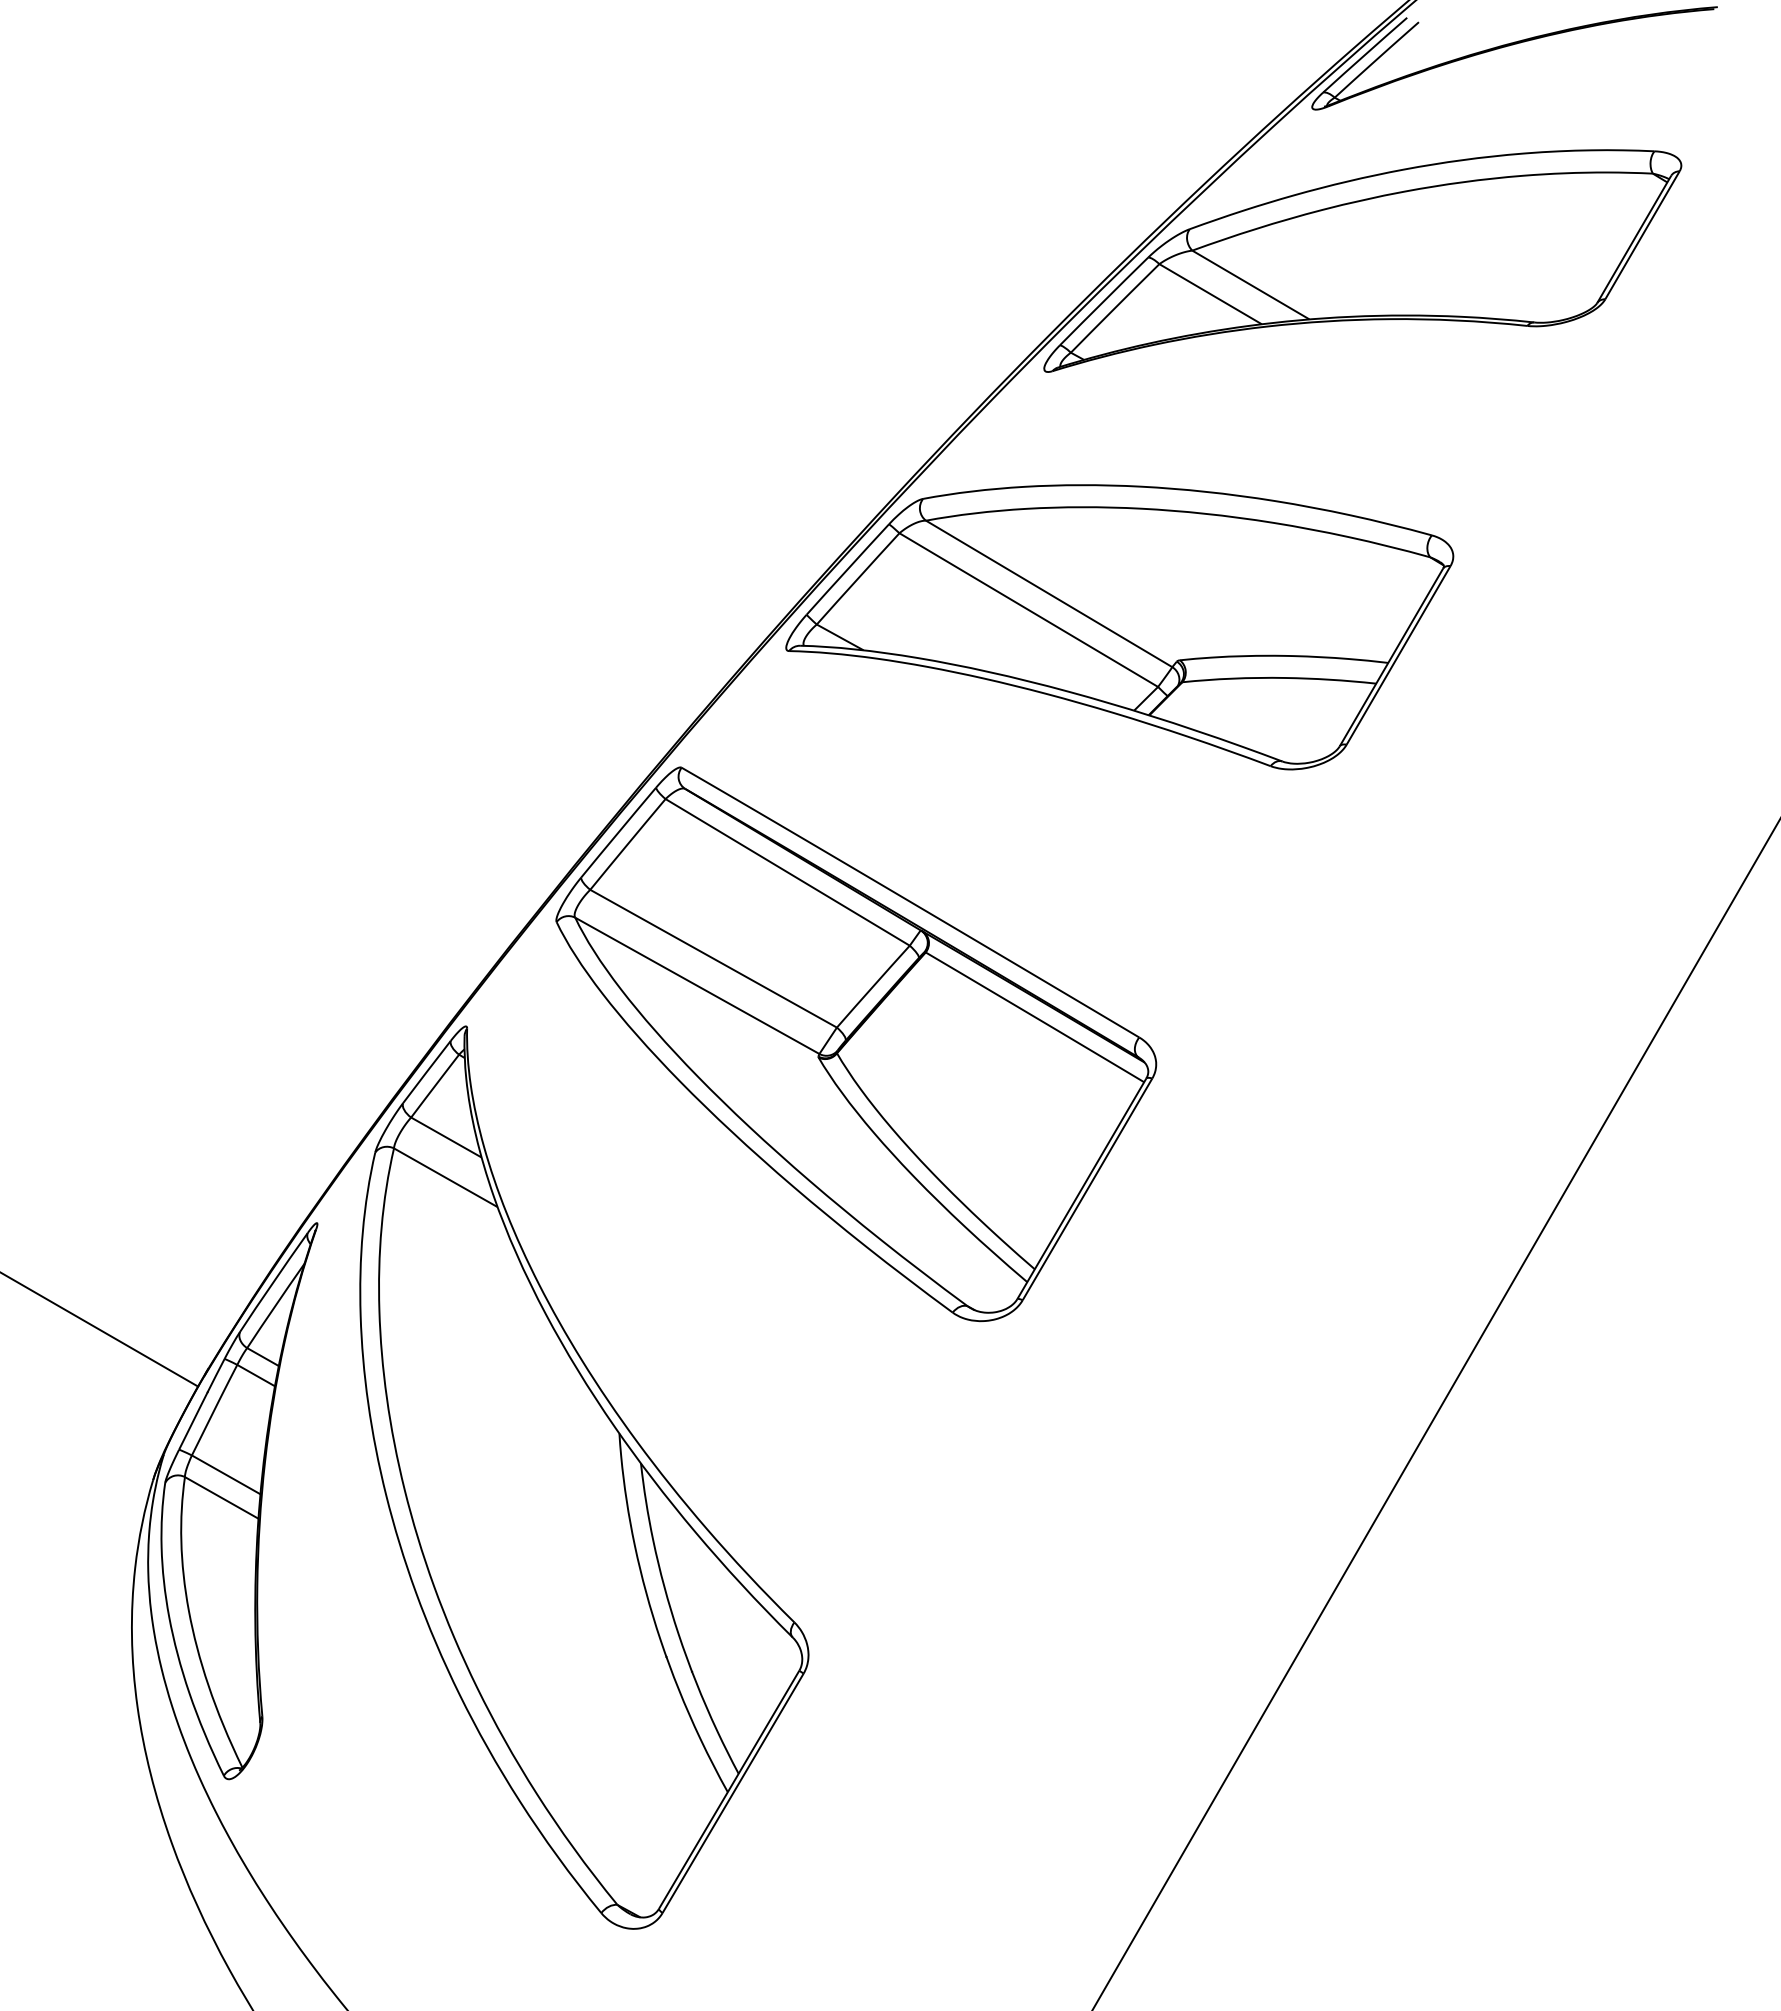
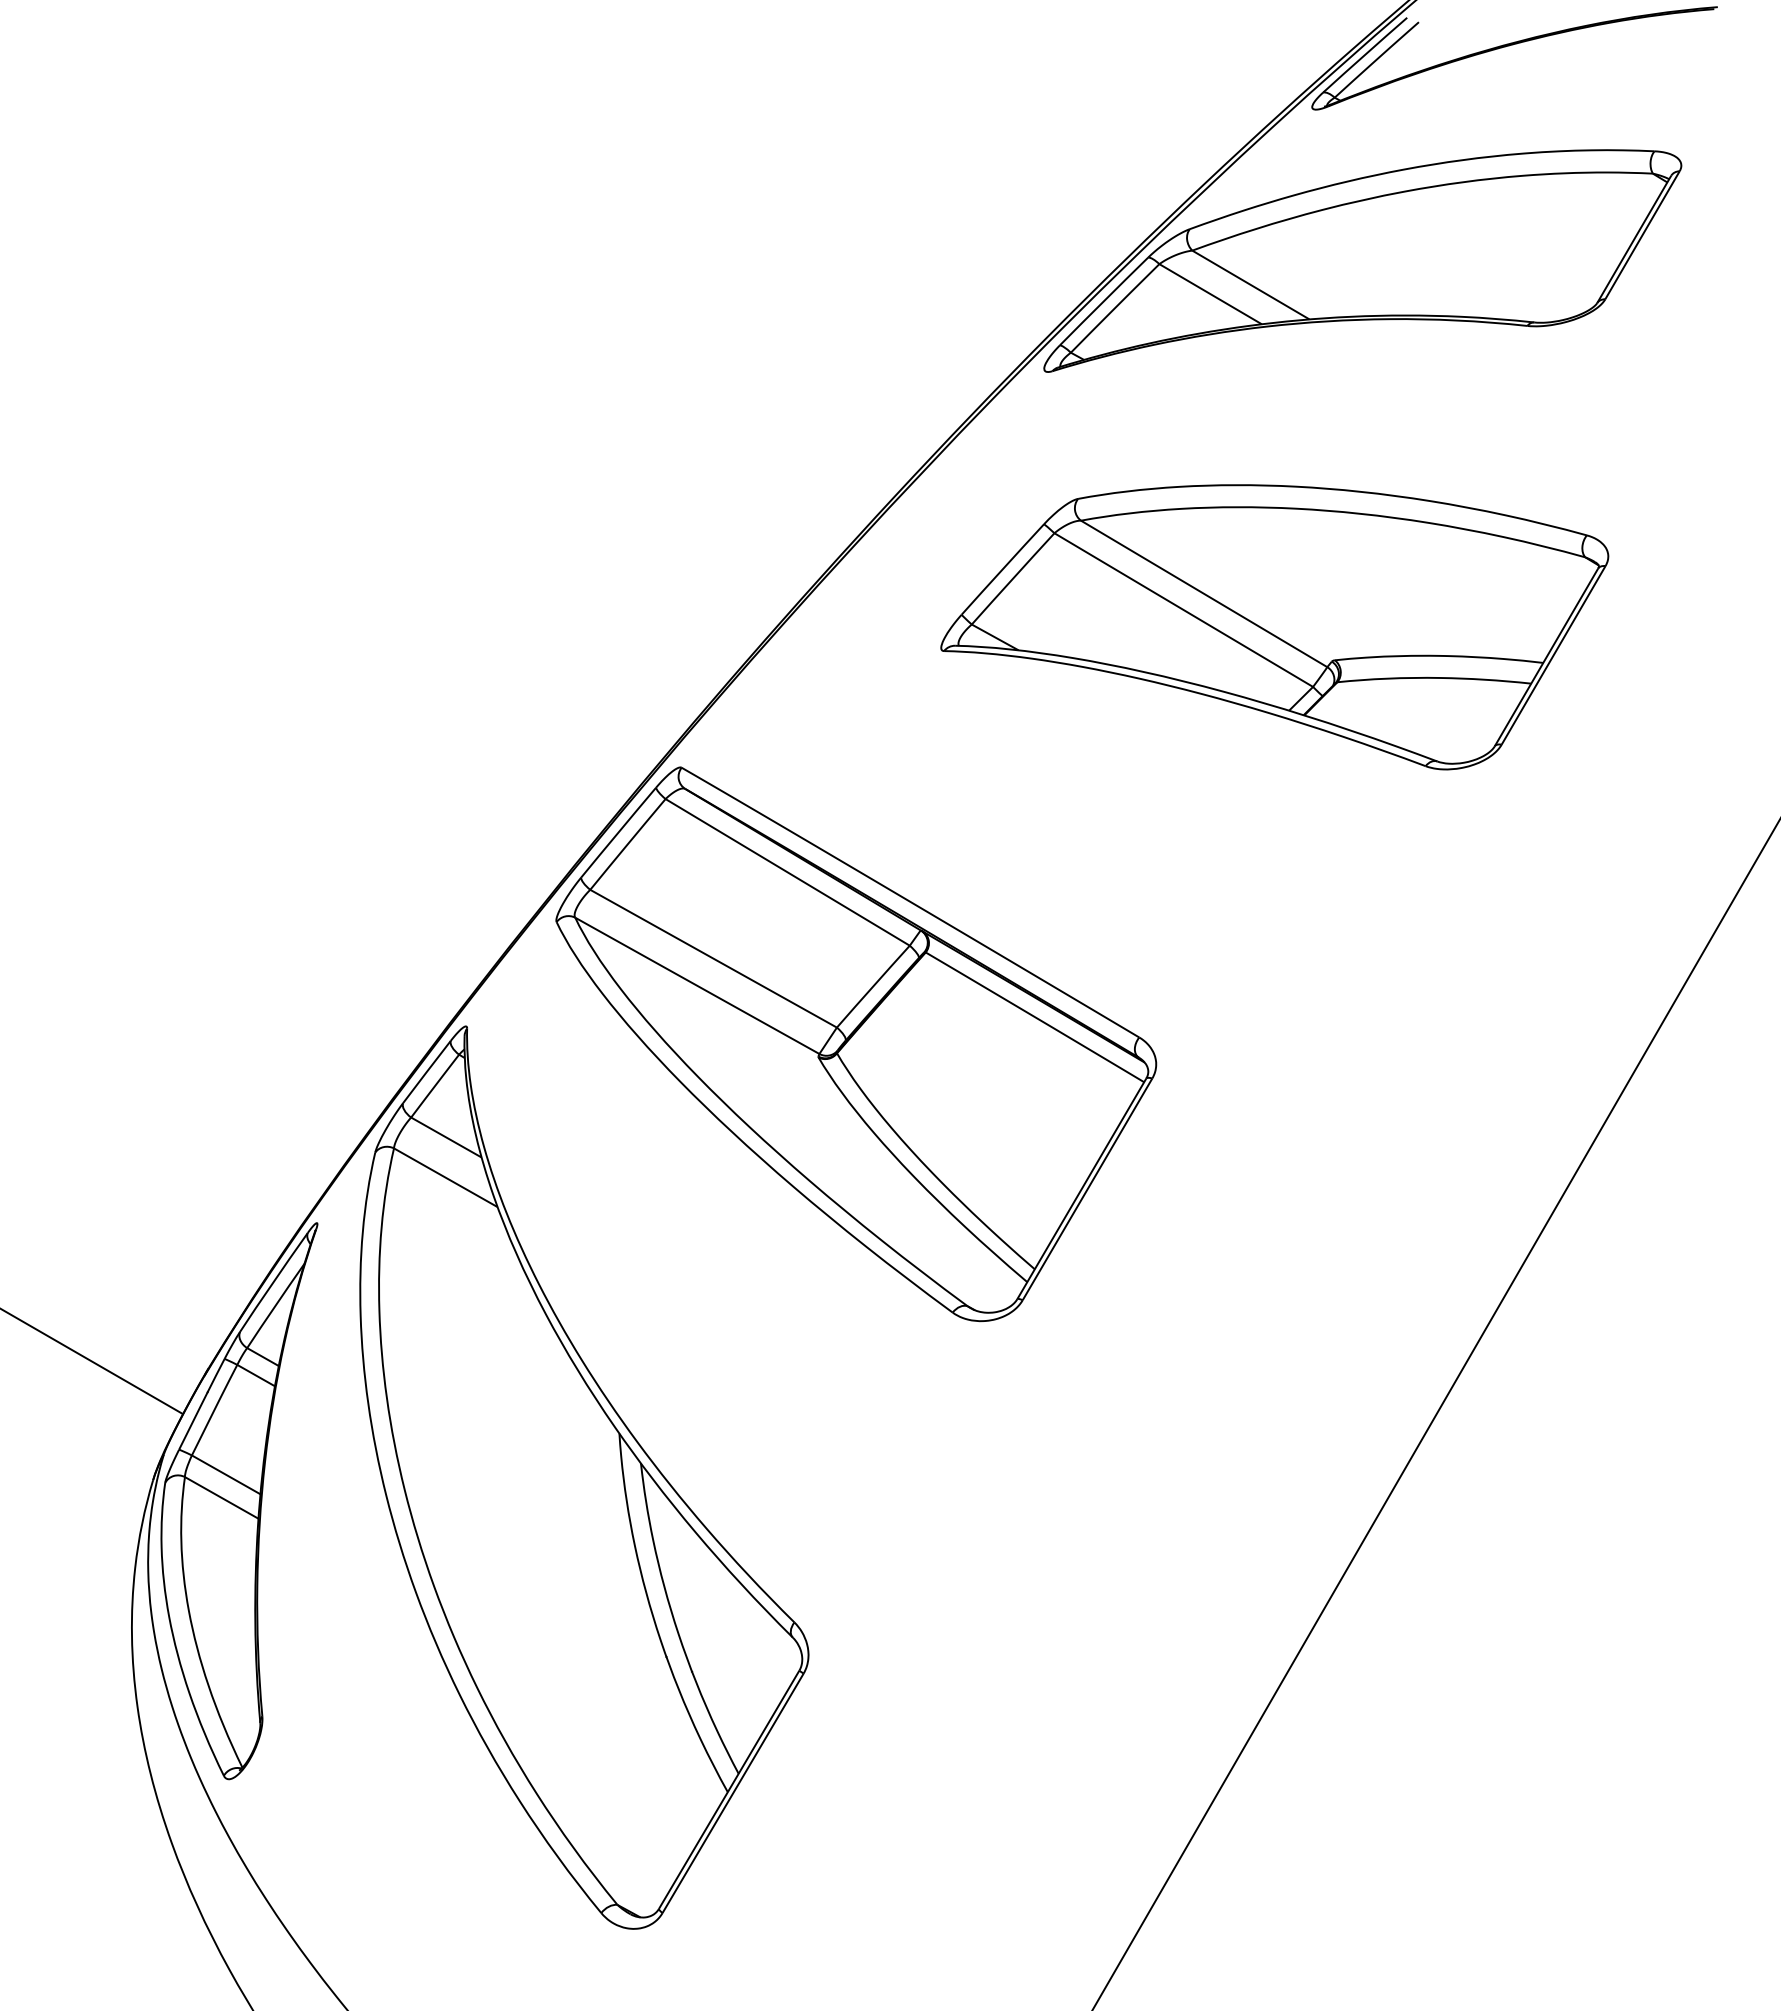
part position: (1119, 627) -> (1274, 627) (1274, 627)
line position: (100, 1329) -> (92, 1361) (92, 1361)
